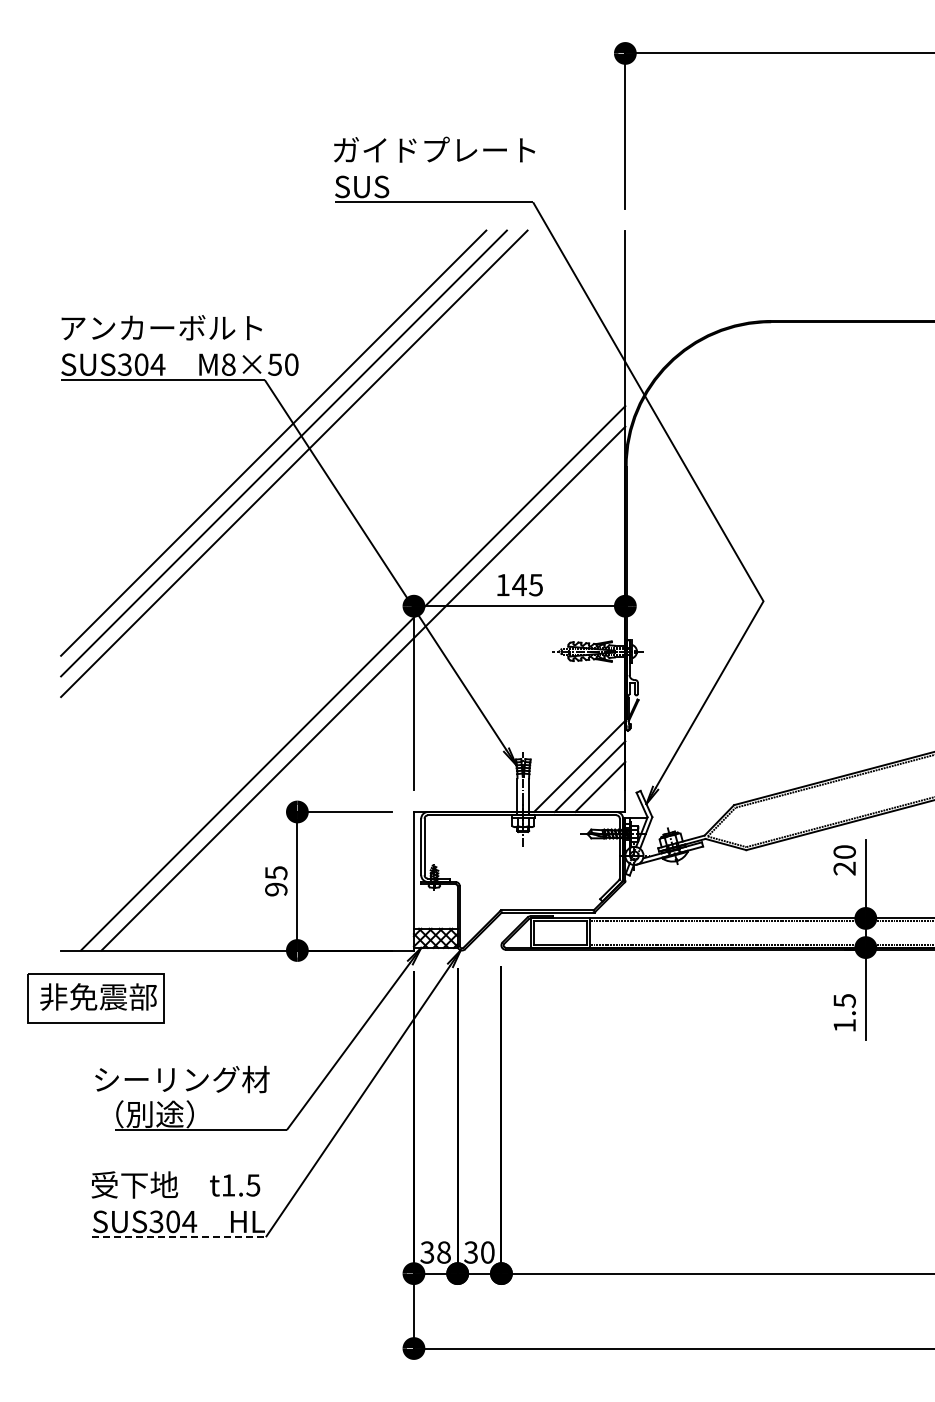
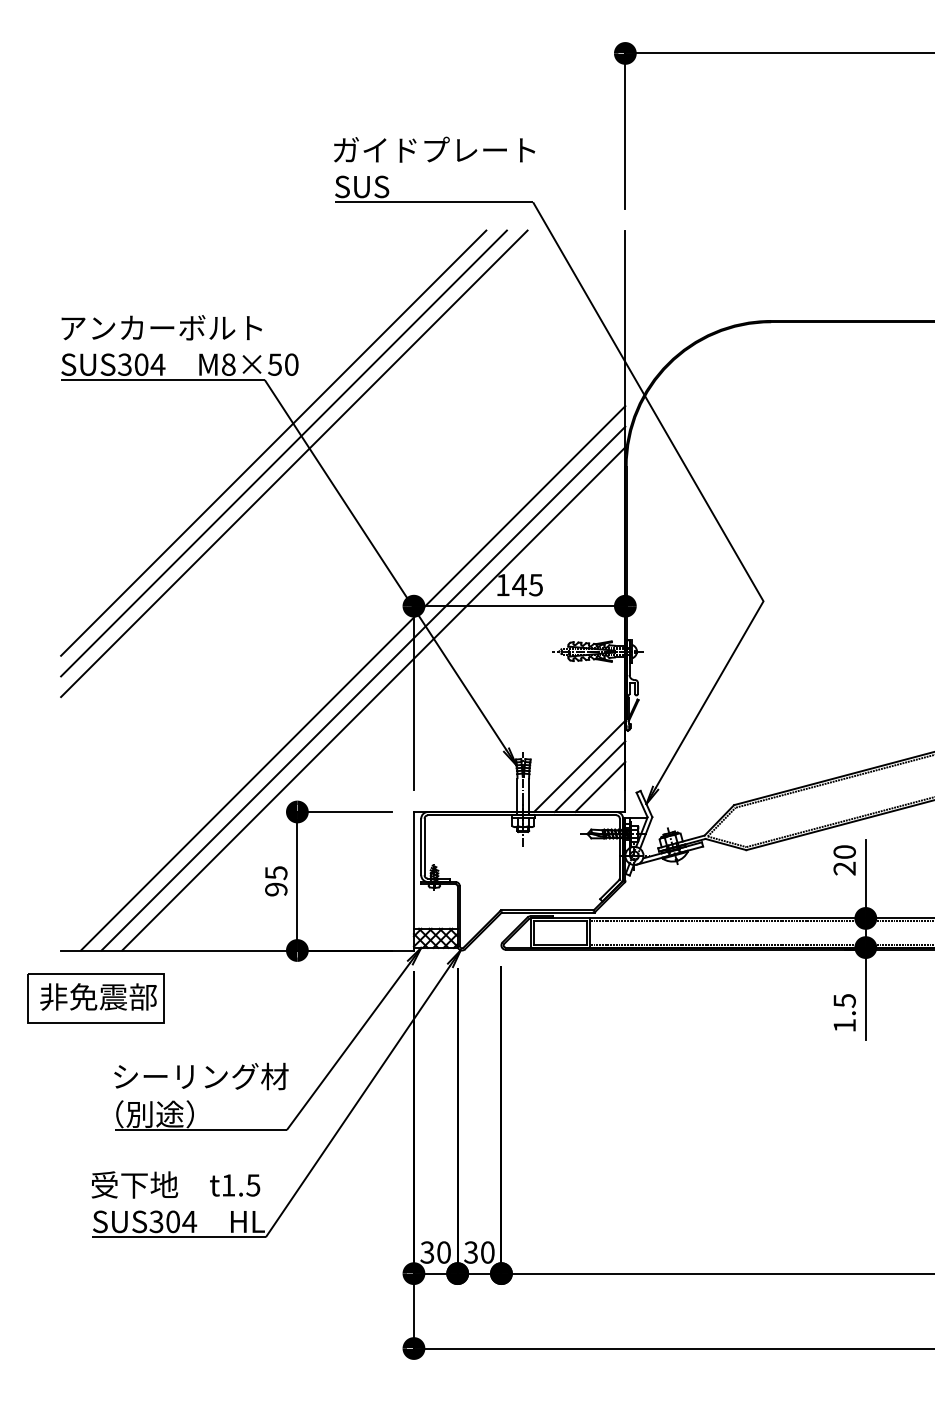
line: none -> present (373, 698)
text position: (182, 1079) -> (201, 1076) (201, 1076)
line: dashed -> solid (179, 1237)
text: 38 -> 30 (443, 1252)
